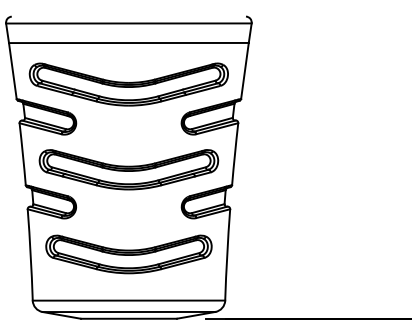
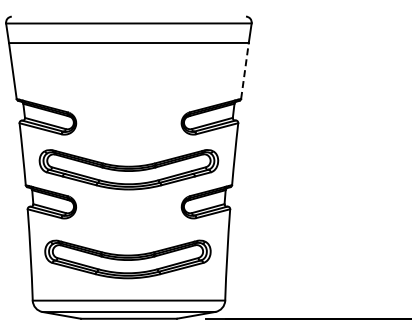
line: solid -> dashed (245, 70)
part: present -> none (128, 84)
part position: (128, 254) -> (127, 259) (127, 259)
